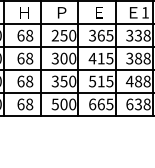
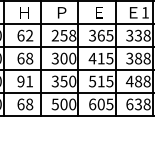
text: 68 -> 62 (29, 35)
text: 250 -> 258 (72, 35)
text: 68 -> 91 (25, 81)
text: 665 -> 605 (100, 104)
